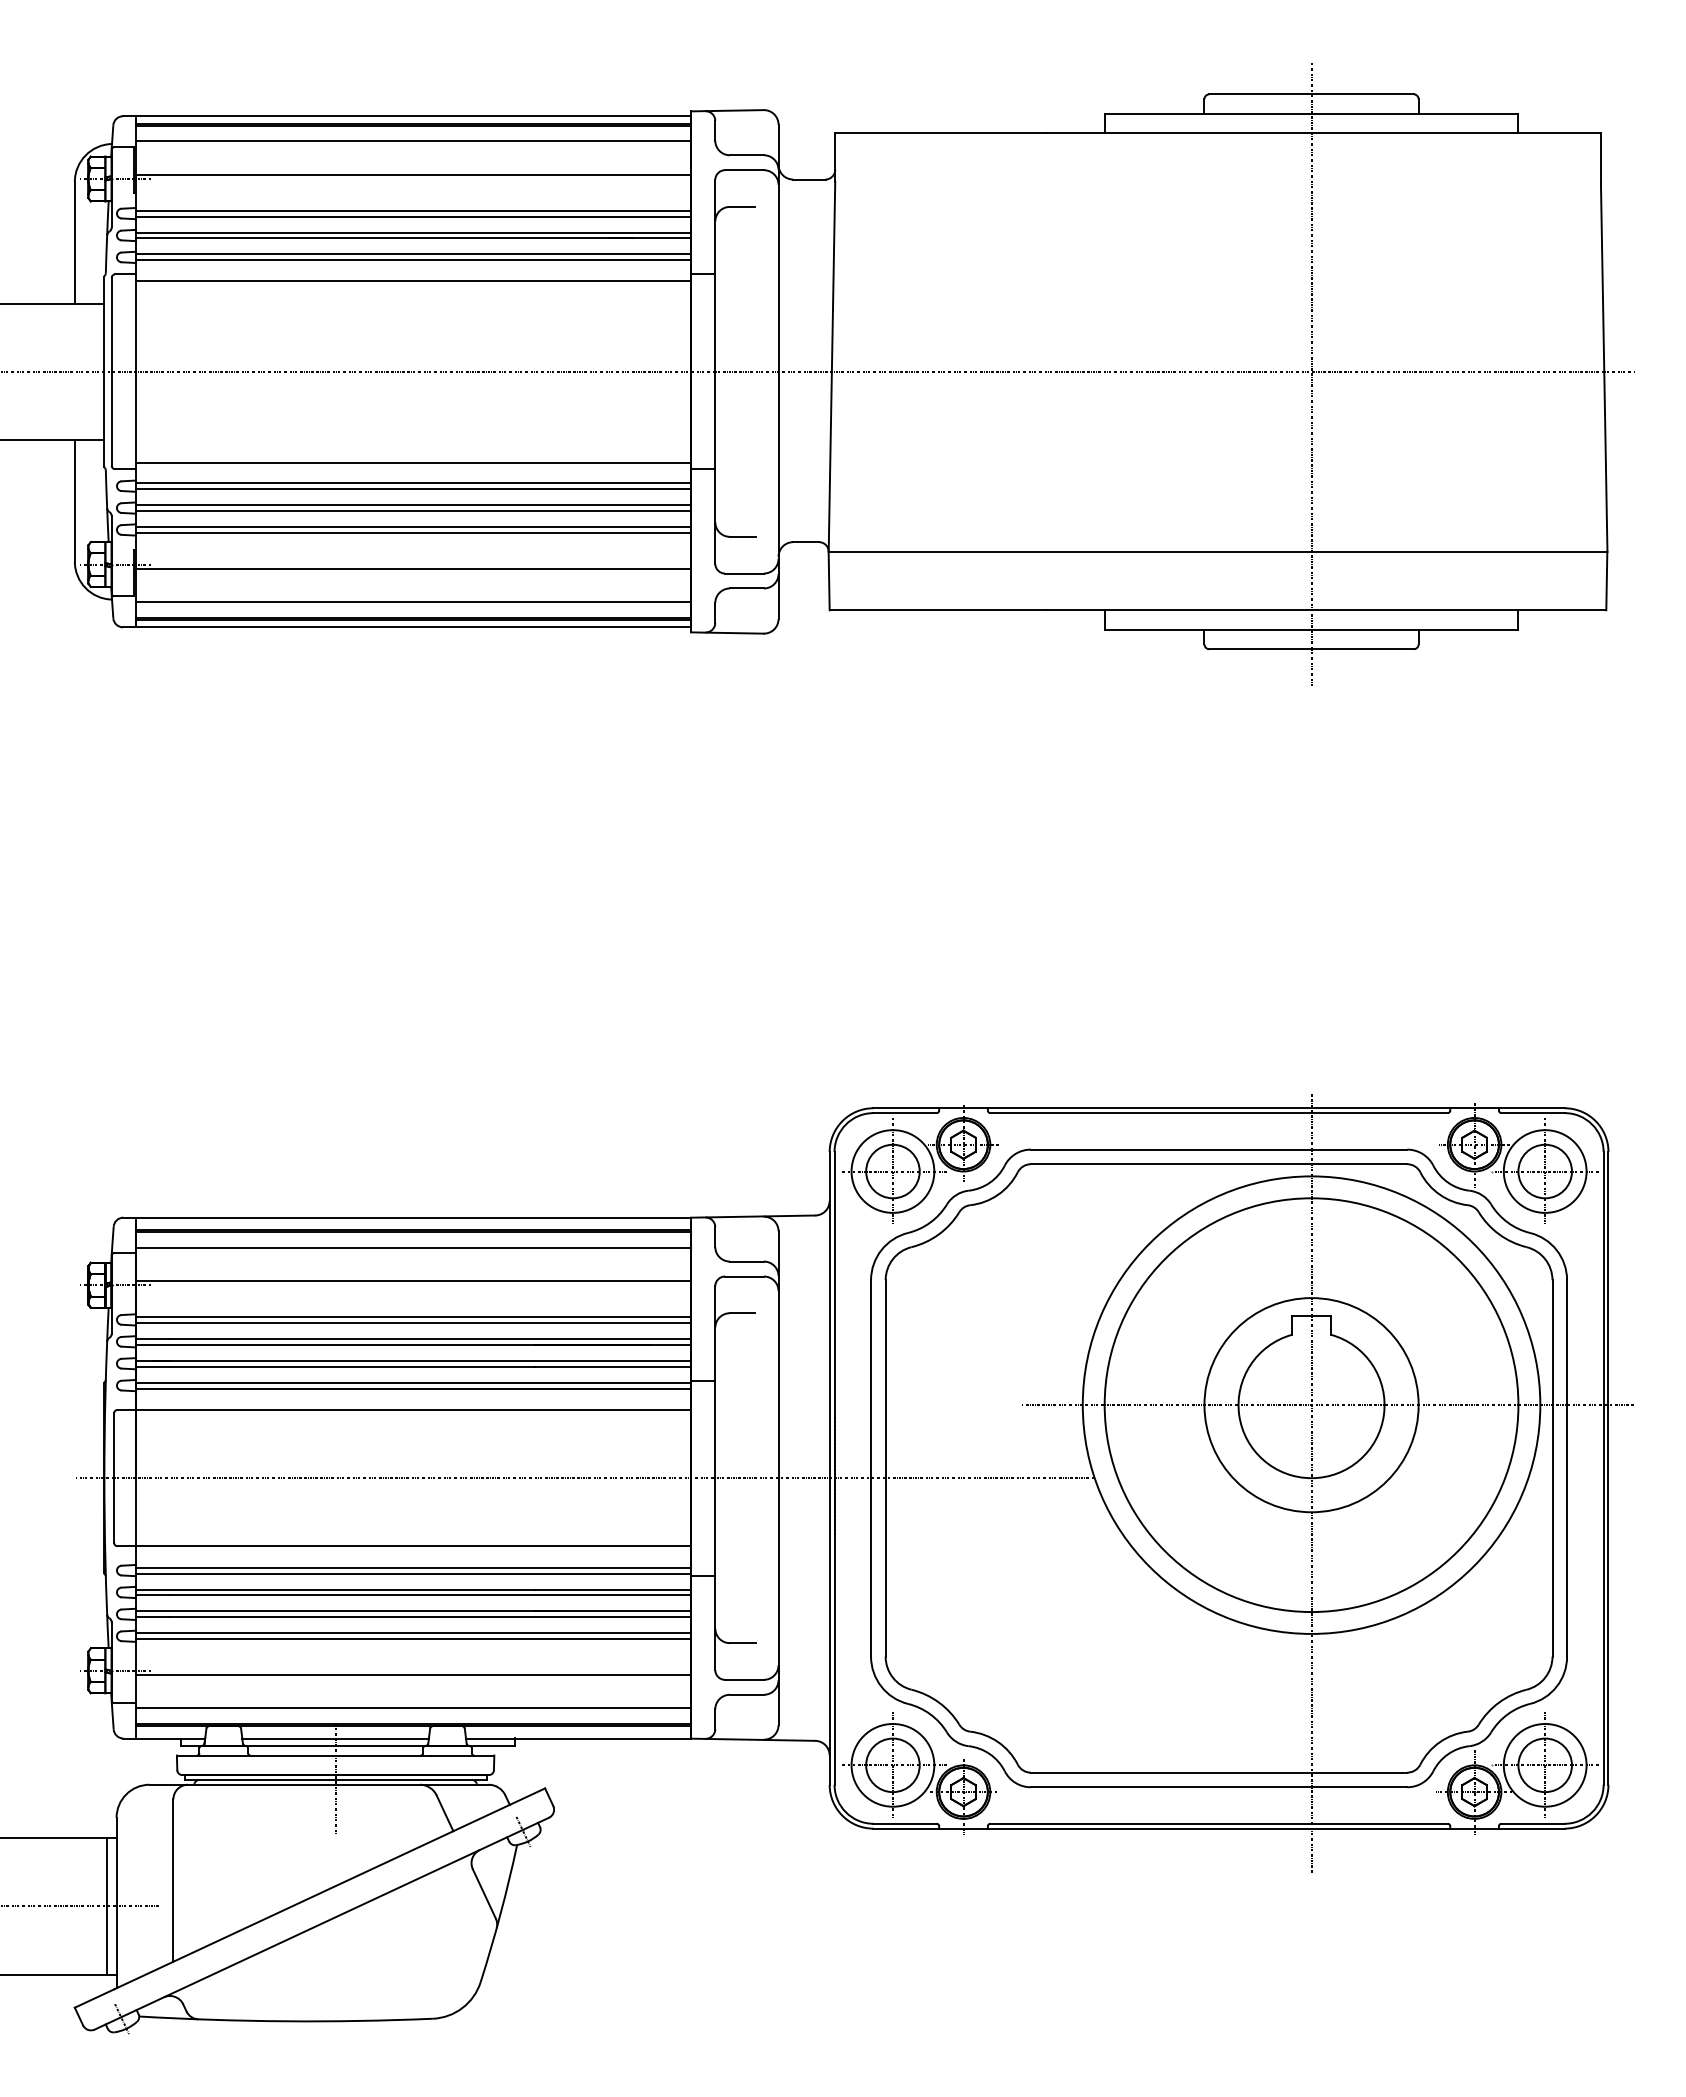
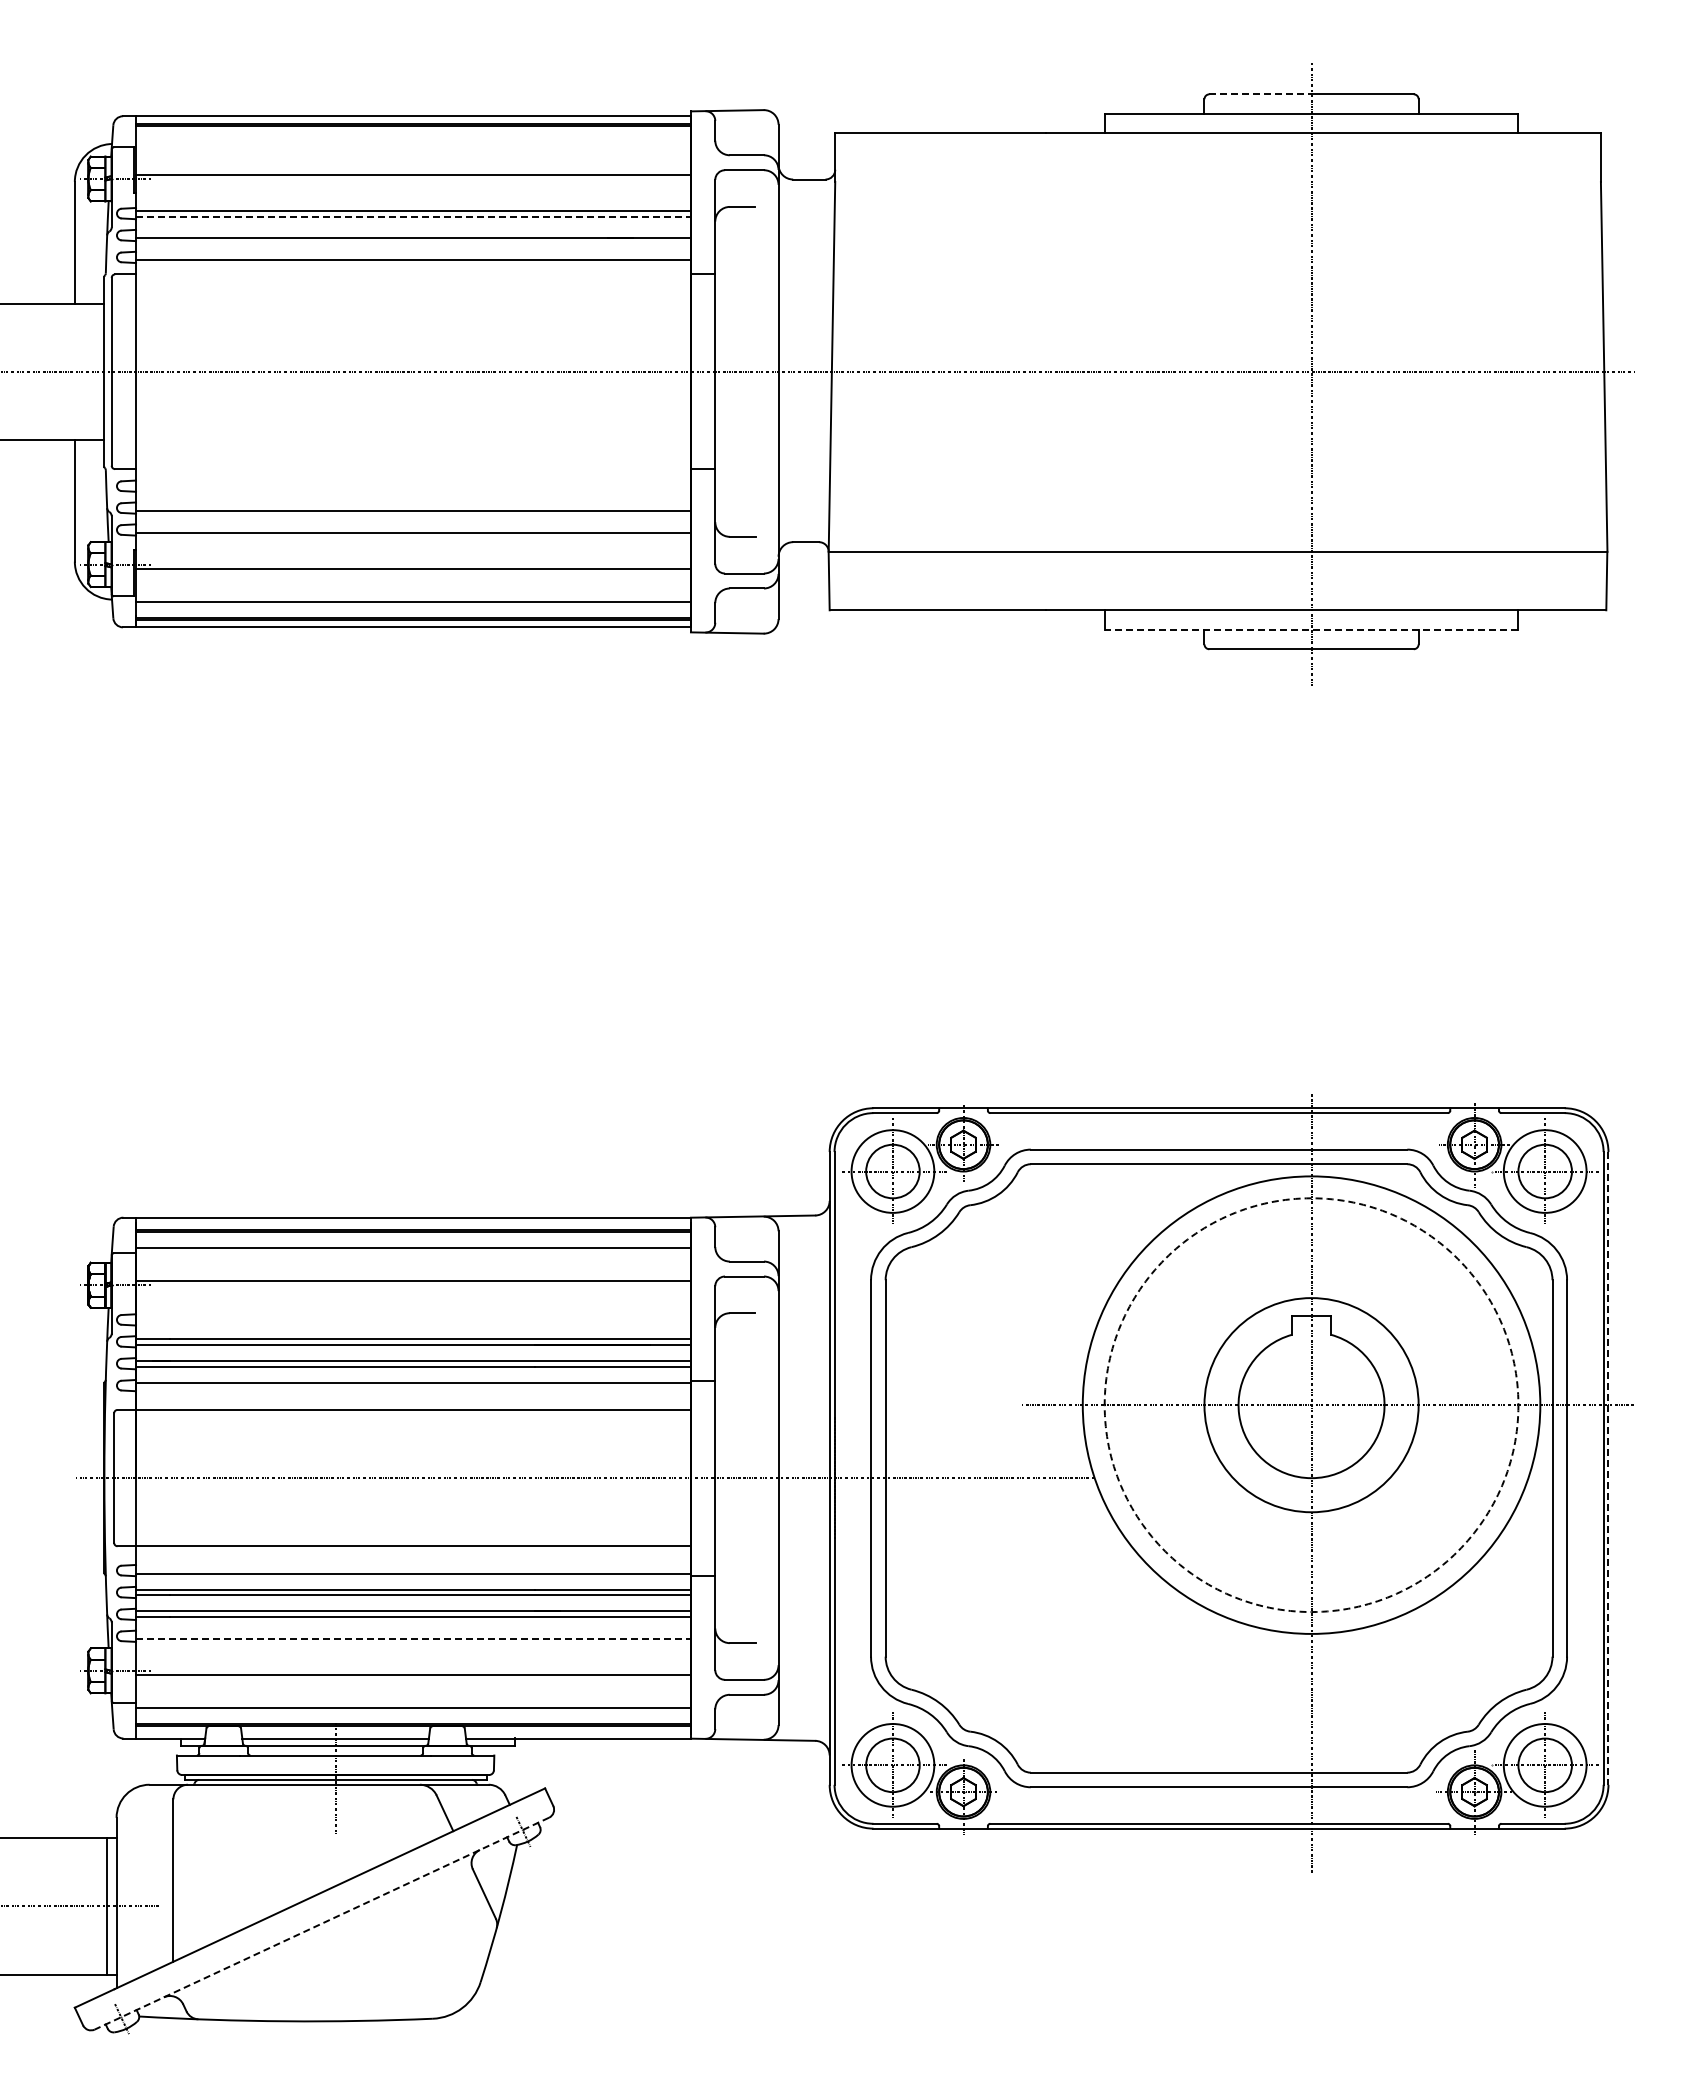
line: solid -> dashed (1260, 94)
line: present -> none (413, 141)
line: solid -> dashed (414, 216)
line: present -> none (413, 232)
line: present -> none (413, 254)
line: present -> none (413, 280)
line: present -> none (413, 463)
line: present -> none (413, 483)
line: present -> none (413, 489)
line: present -> none (413, 505)
line: present -> none (413, 527)
line: solid -> dashed (1311, 629)
line: present -> none (413, 1316)
line: present -> none (413, 1322)
line: present -> none (413, 1388)
circle: solid -> dashed (1311, 1405)
line: solid -> dashed (1608, 1468)
line: present -> none (413, 1567)
line: present -> none (413, 1633)
line: solid -> dashed (414, 1639)
line: solid -> dashed (321, 1923)
